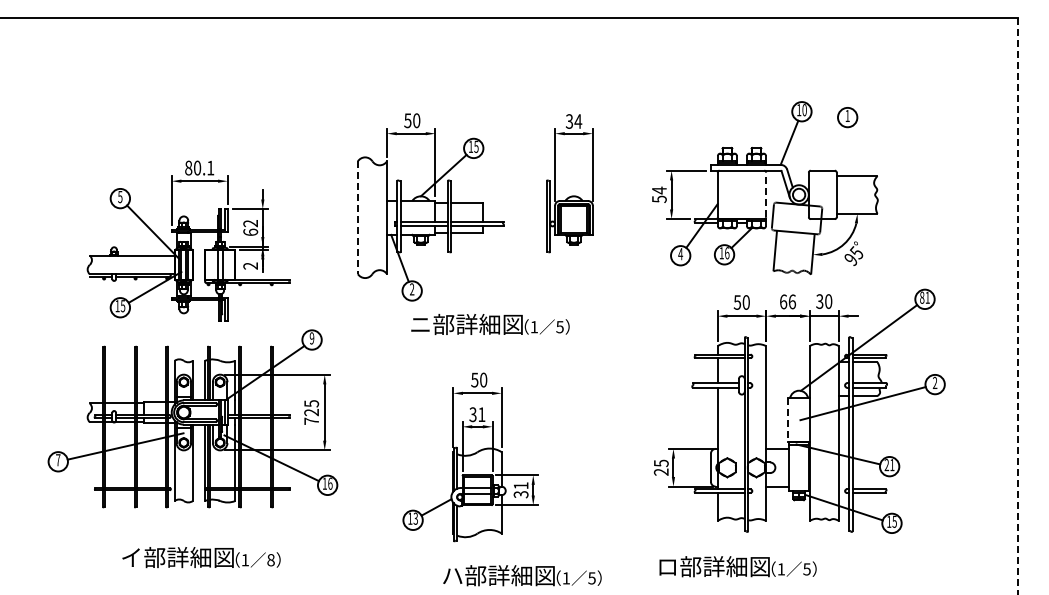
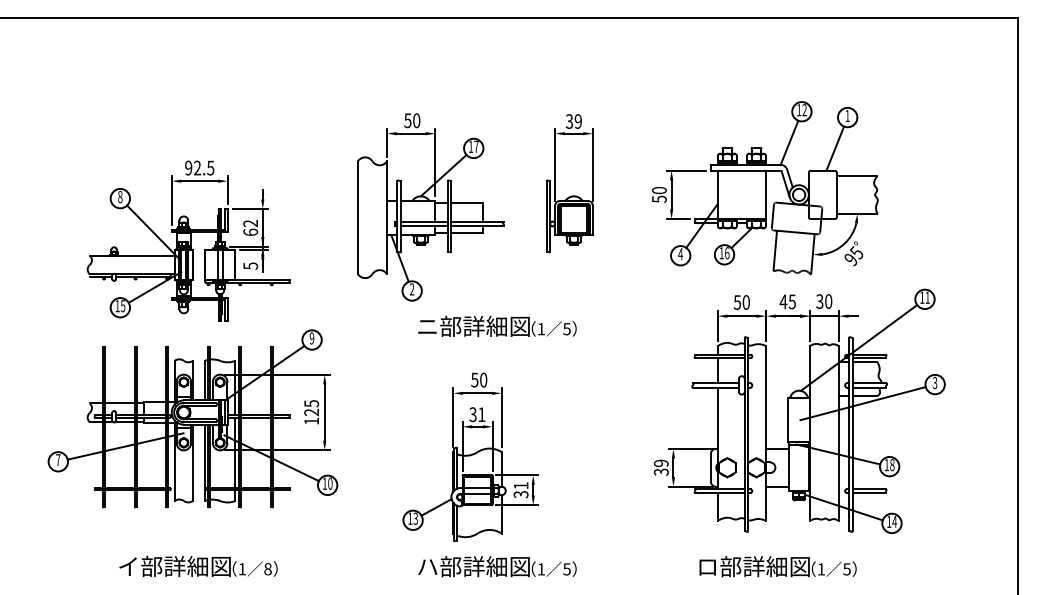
text: 10 -> 12 (804, 110)
text: 34 -> 39 (578, 121)
text: 15 -> 17 (476, 146)
line: none -> present (835, 148)
text: 80.1 -> 92.5 (199, 167)
text: 54 -> 50 (659, 190)
line: dashed -> solid (766, 194)
text: 5 -> 8 (120, 196)
line: dashed -> solid (357, 218)
text: 2 -> 5 (250, 265)
text: 81 -> 11 (922, 297)
text: 66 -> 45 (787, 301)
line: dashed -> solid (1017, 306)
text position: (490, 324) -> (497, 326) (497, 326)
text: 2 -> 3 (934, 383)
text: 725 -> 125 (311, 420)
line: dashed -> solid (788, 420)
text: 21 -> 18 (889, 465)
text: 25 -> 39 (660, 467)
text: 16 -> 10 (330, 483)
text: 15 -> 14 (894, 521)
text position: (201, 557) -> (198, 566) (198, 566)
text position: (737, 566) -> (777, 566) (777, 566)
text position: (522, 575) -> (497, 566) (497, 566)
